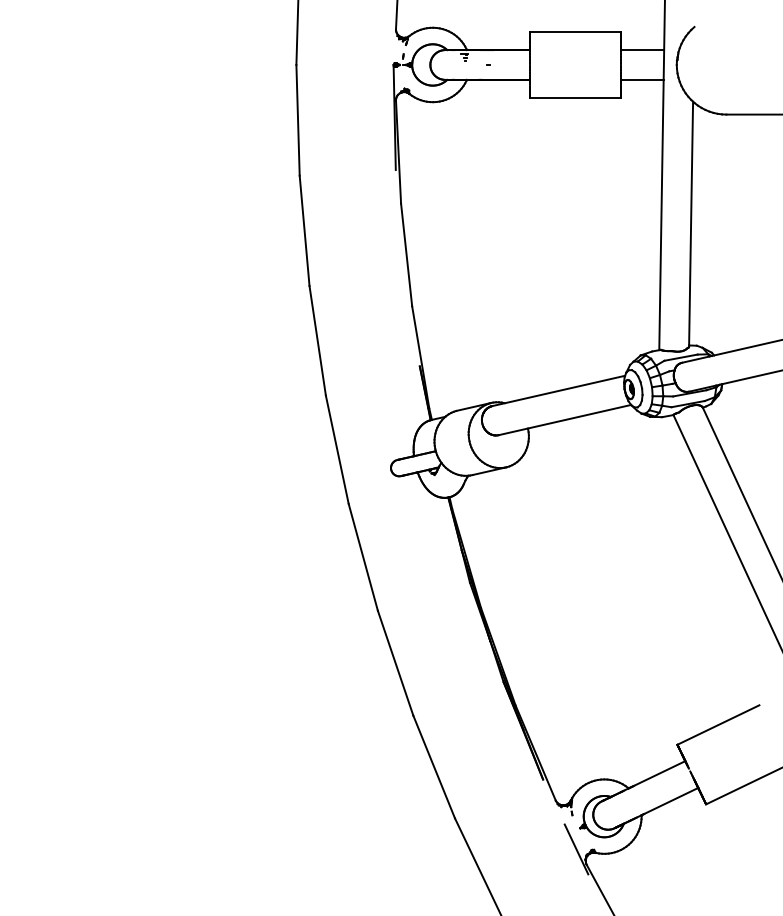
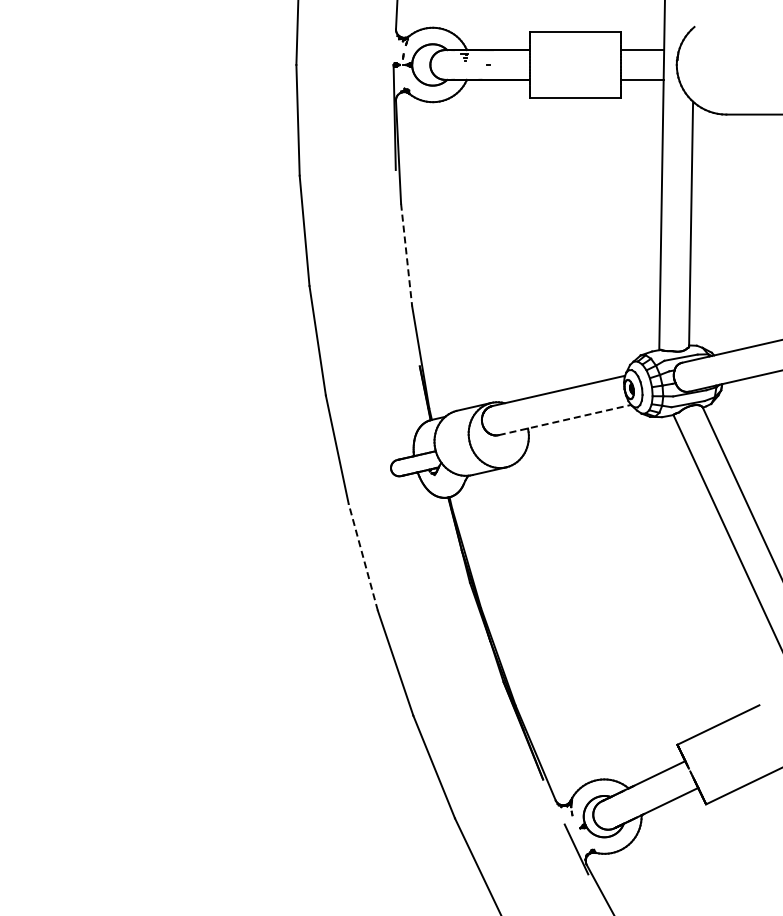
line: solid -> dashed (406, 255)
line: solid -> dashed (564, 420)
line: solid -> dashed (363, 556)
